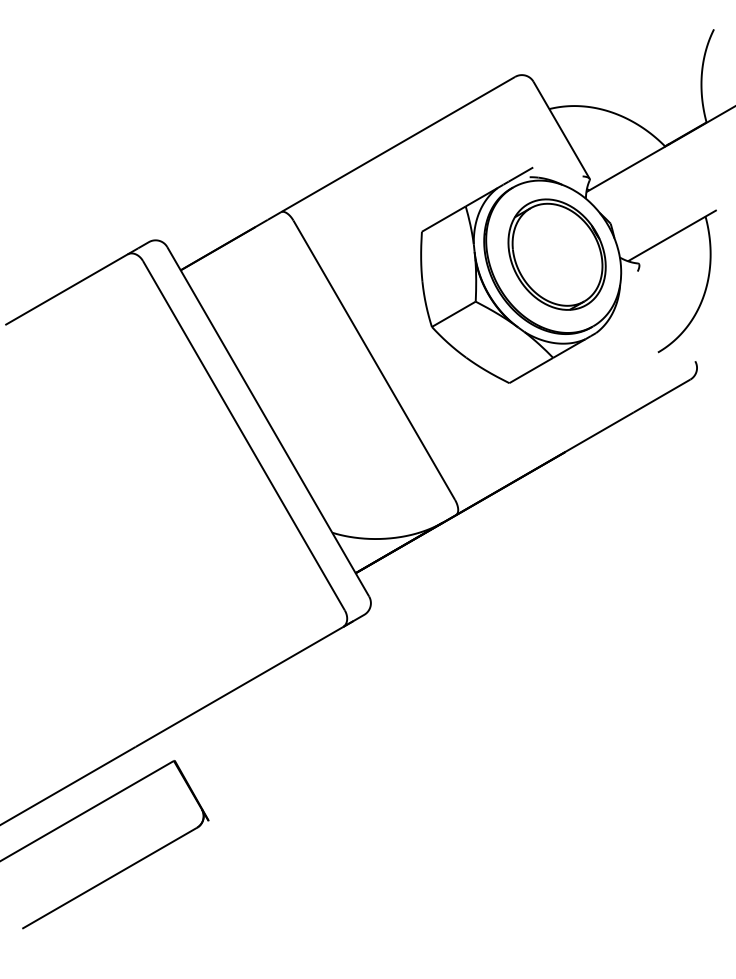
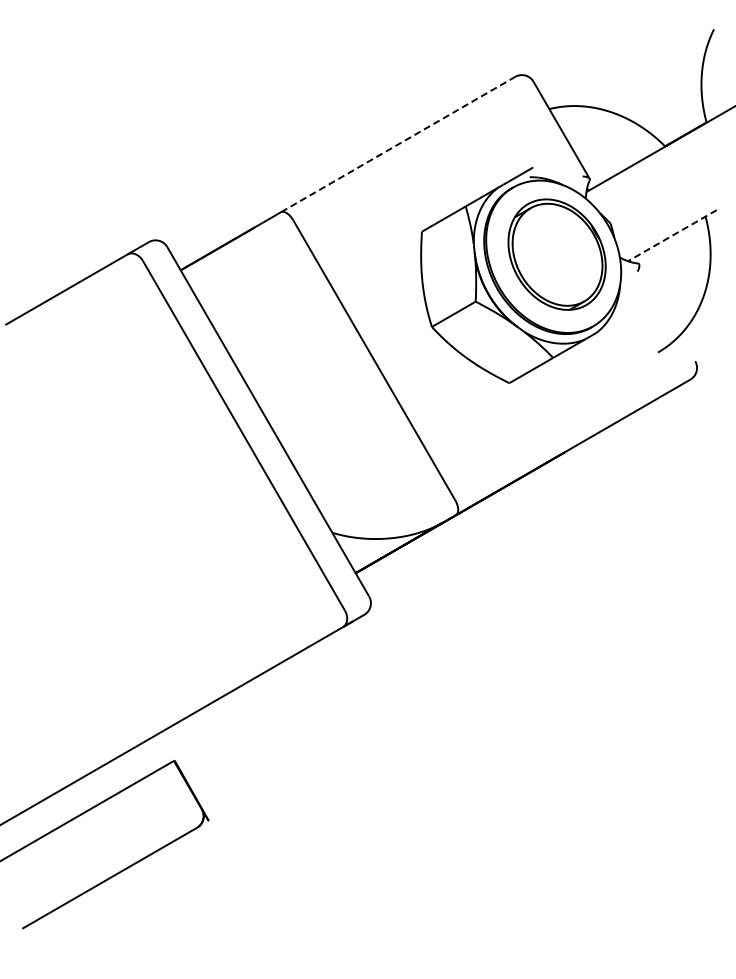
line: solid -> dashed (398, 144)
line: solid -> dashed (671, 235)
